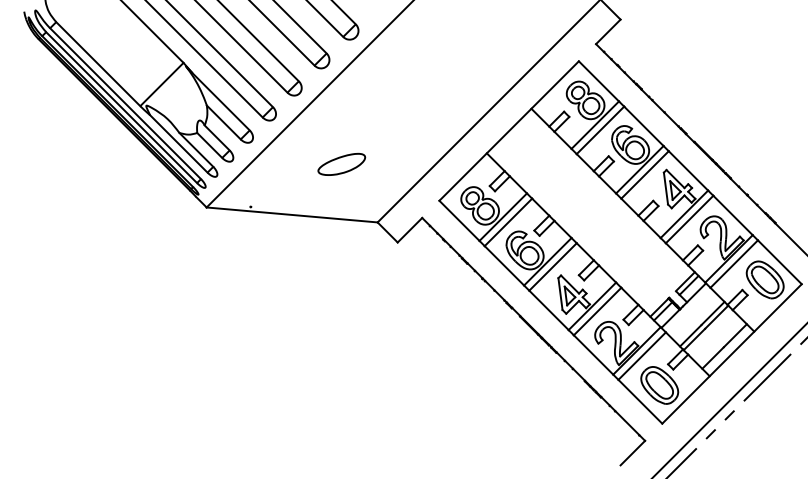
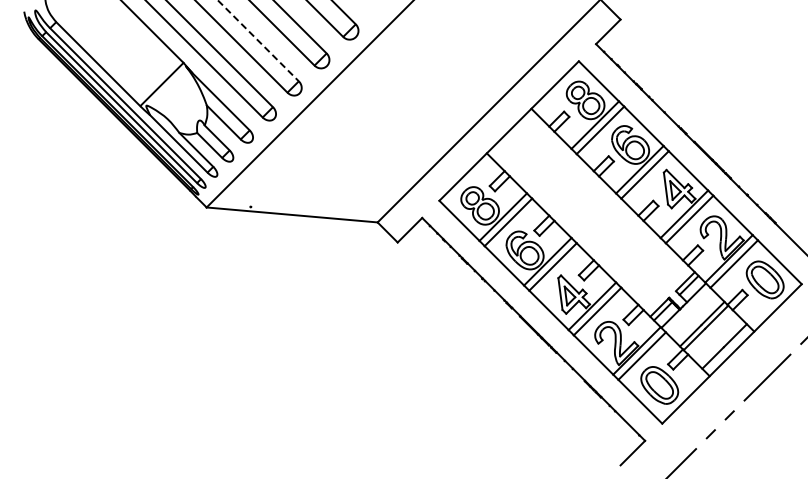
line: solid -> dashed (258, 41)
part: present -> none (341, 163)
line: present -> none (729, 400)
